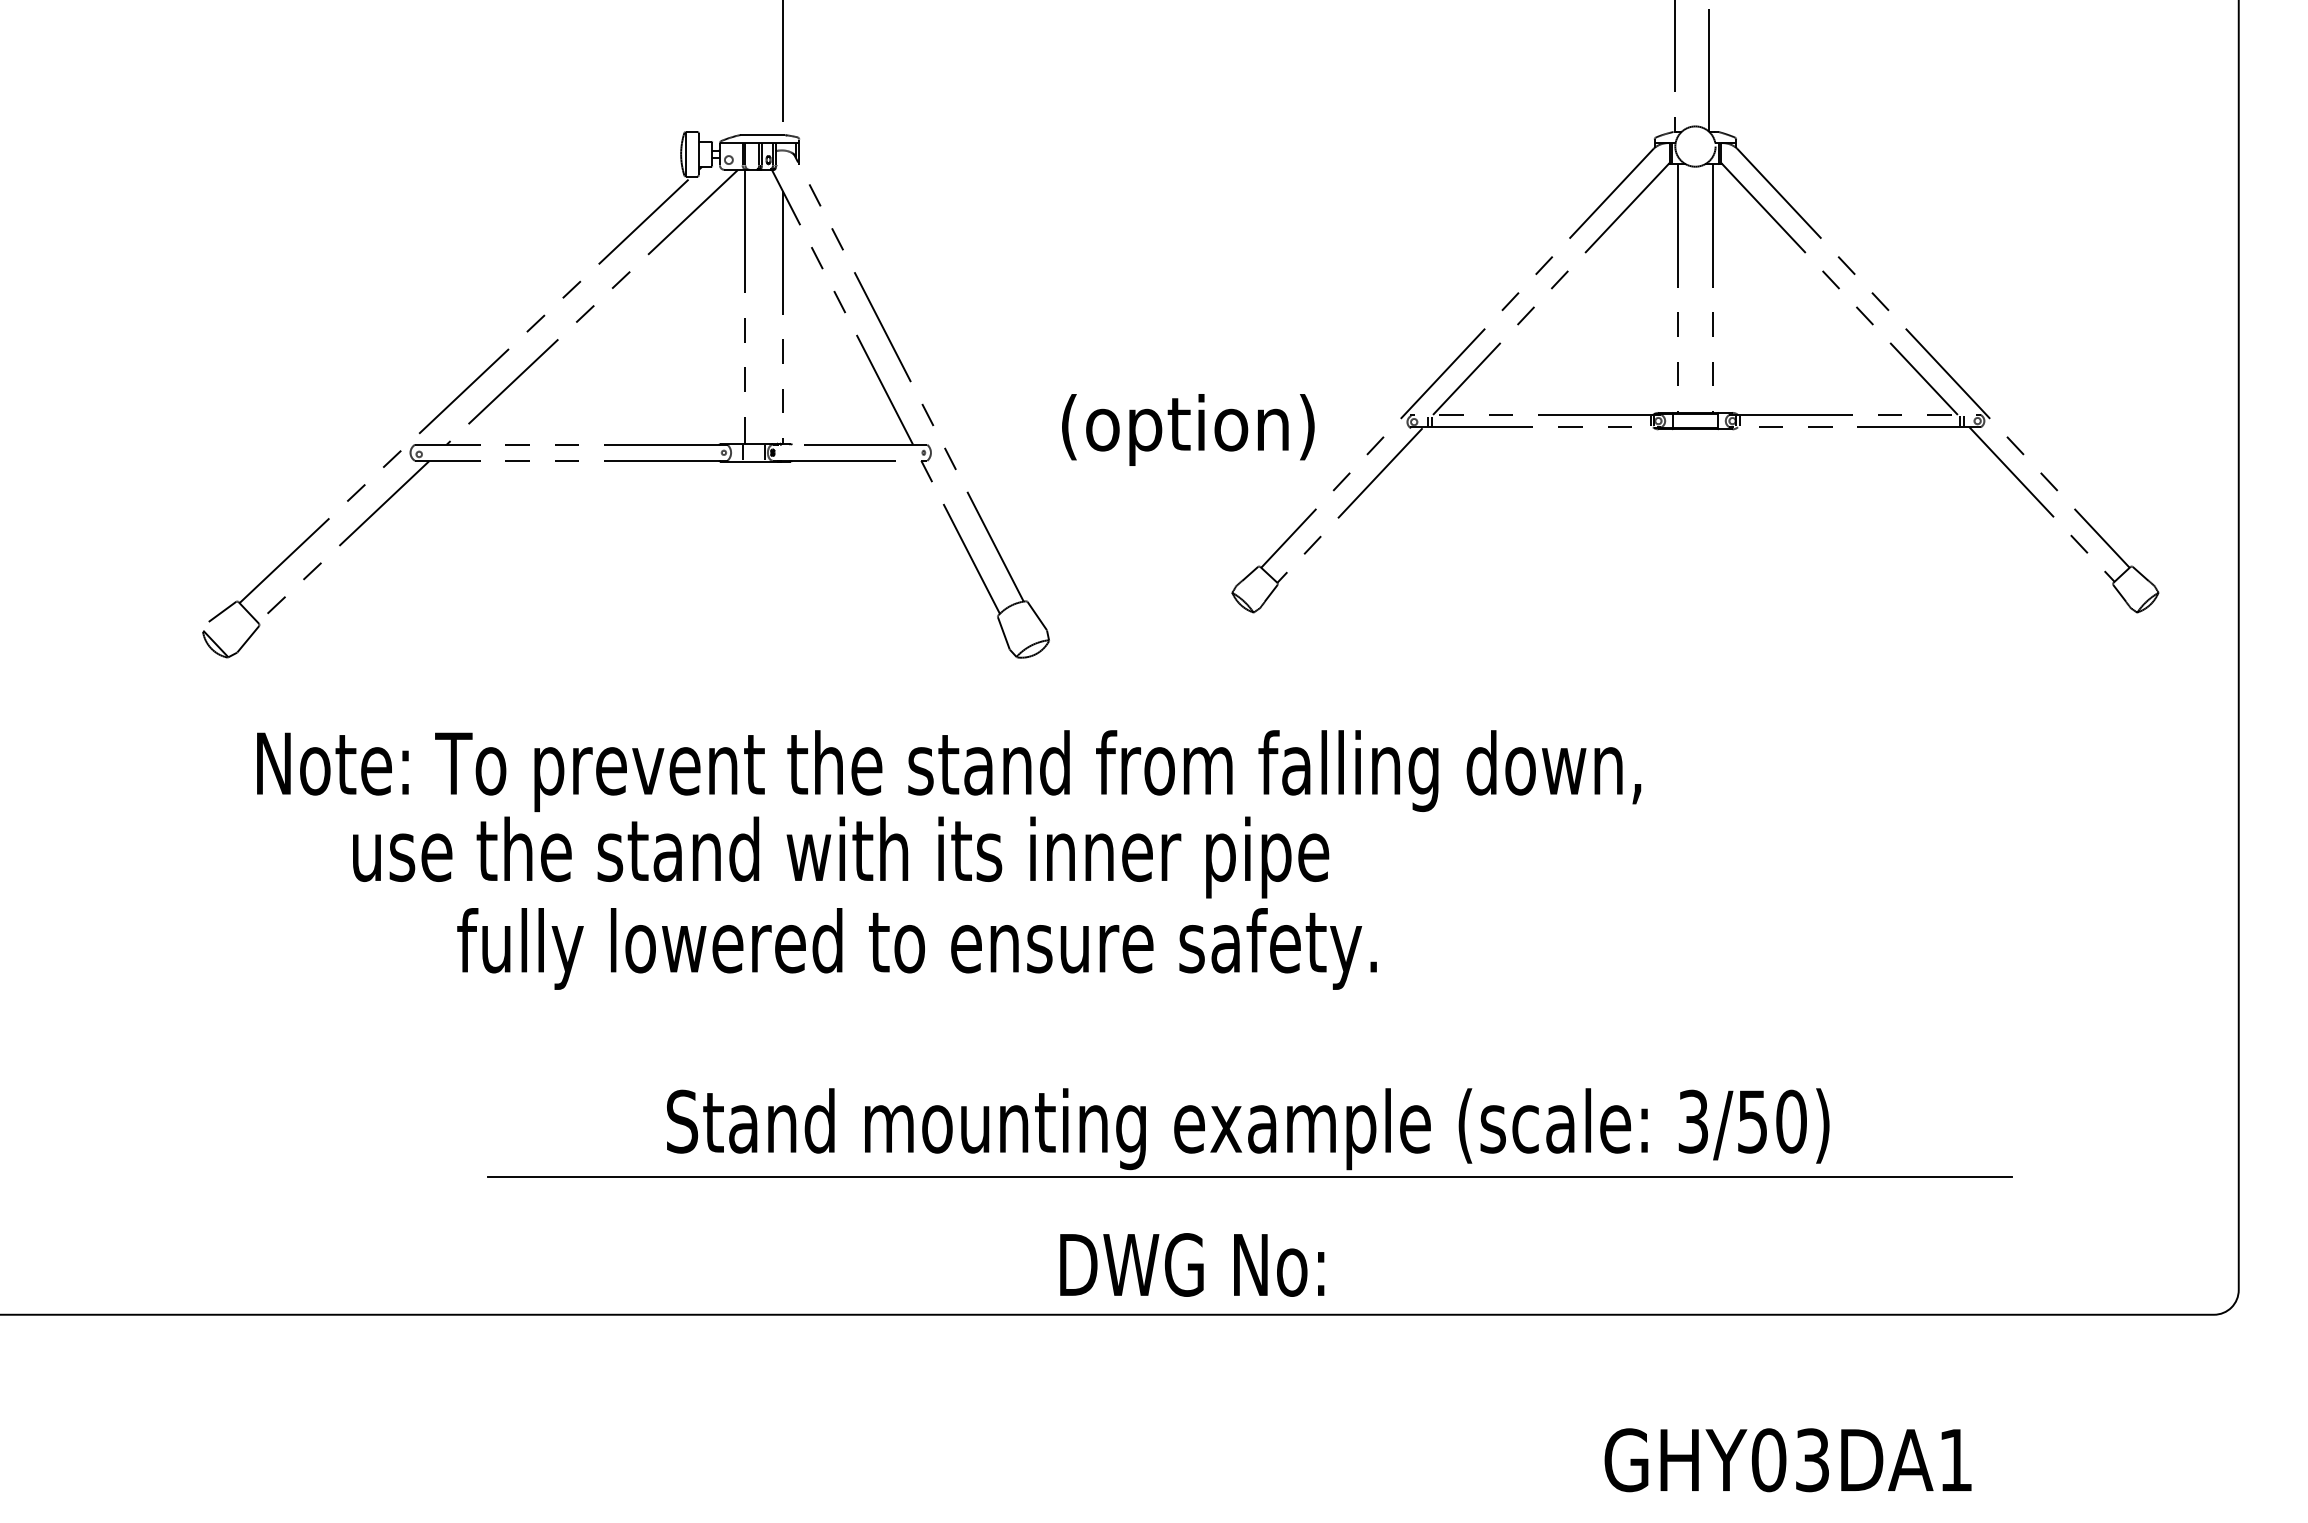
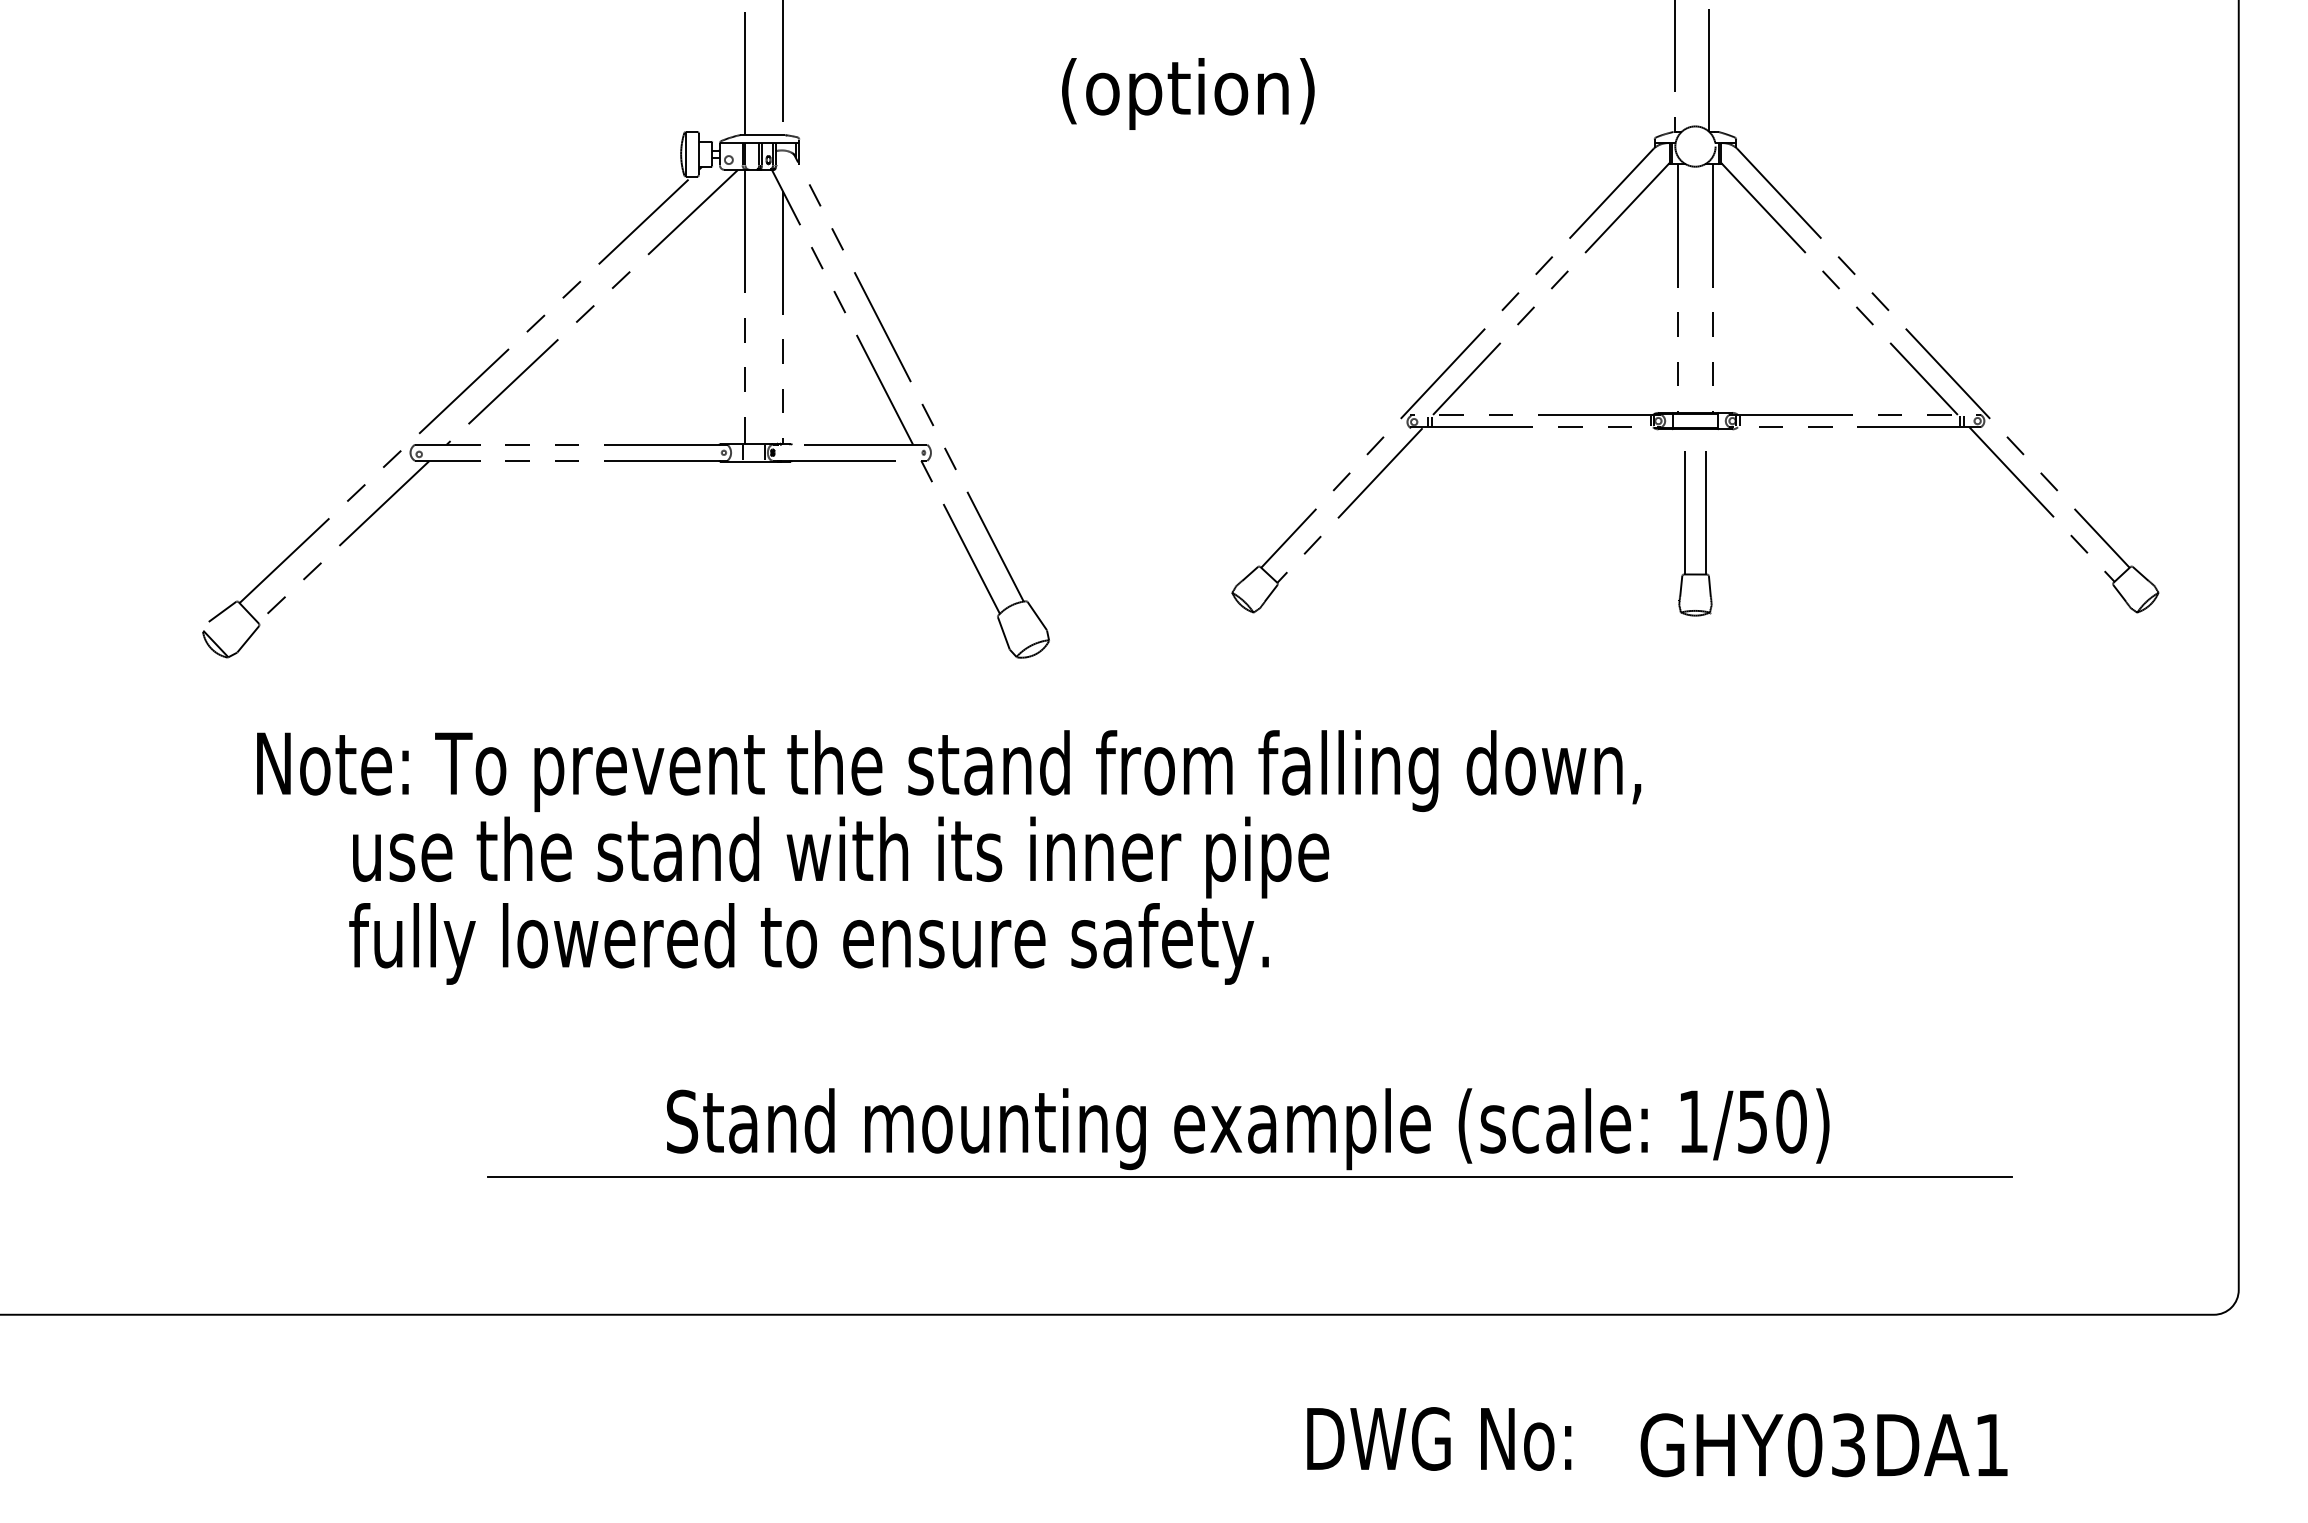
line: none -> present (745, 68)
text position: (1188, 429) -> (1188, 93) (1188, 93)
part: none -> present (1685, 533)
text position: (916, 948) -> (808, 943) (808, 943)
text: 3/50) -> 1/50) (1693, 1121)
text position: (1192, 1264) -> (1439, 1438) (1439, 1438)
text position: (1787, 1460) -> (1823, 1445) (1823, 1445)
